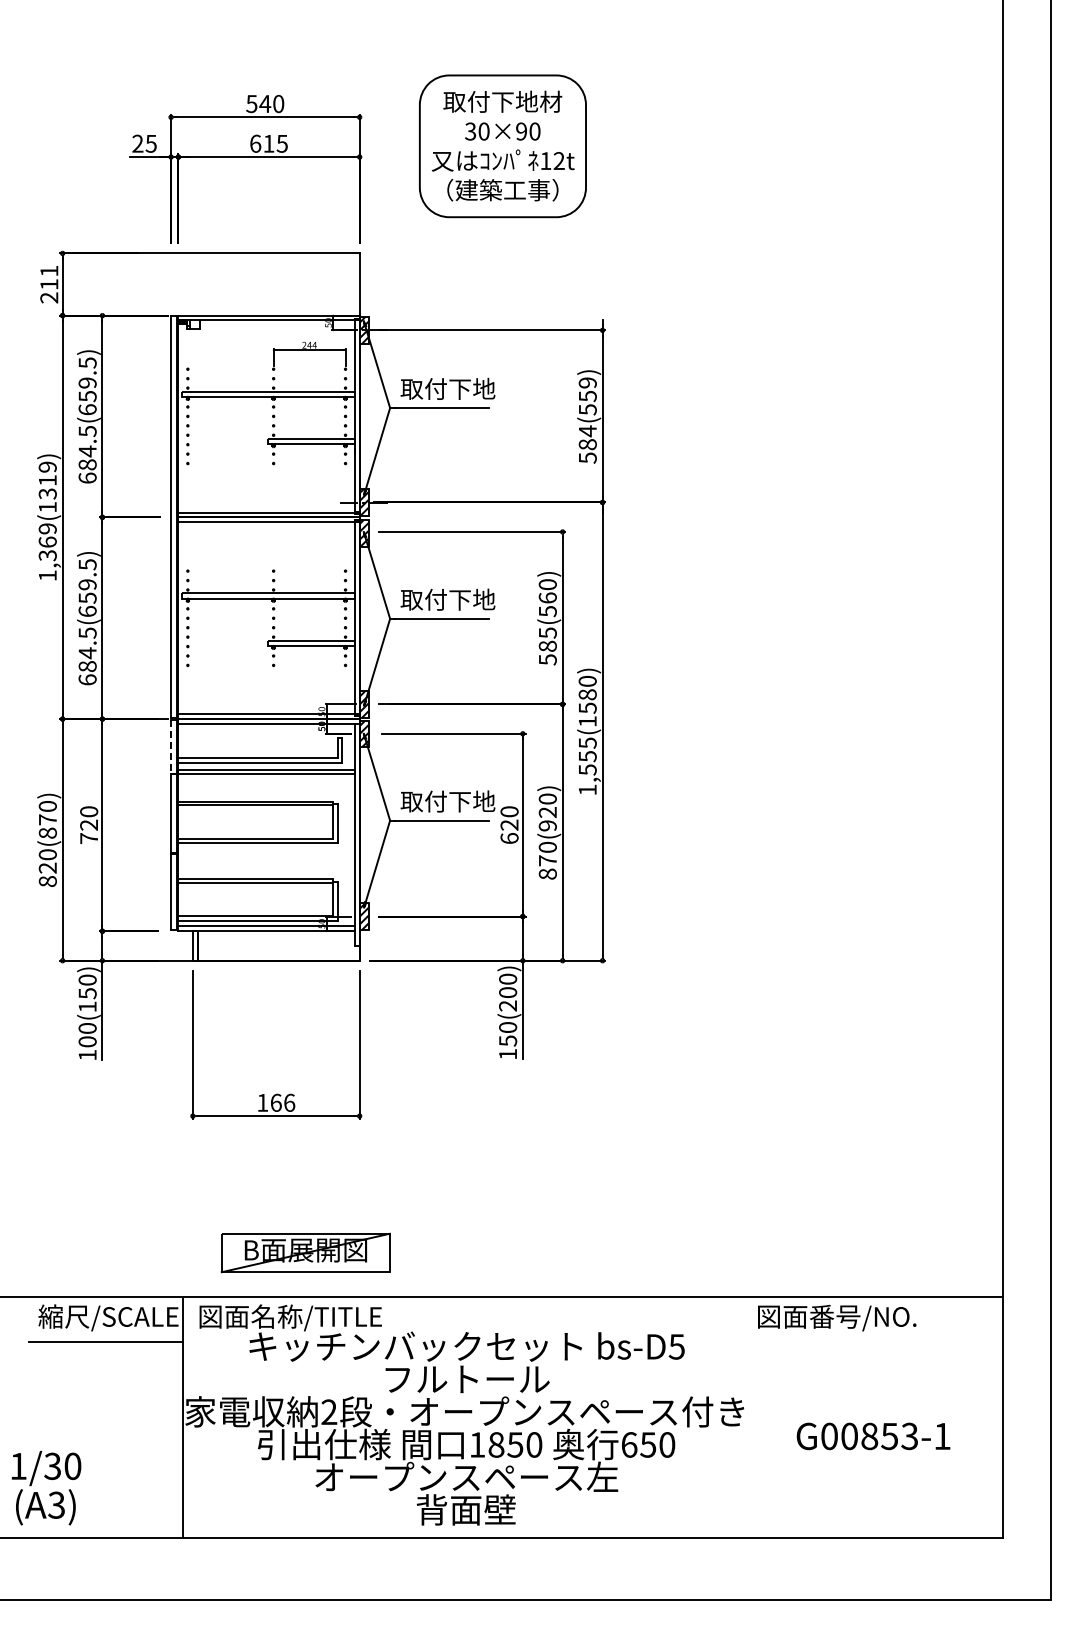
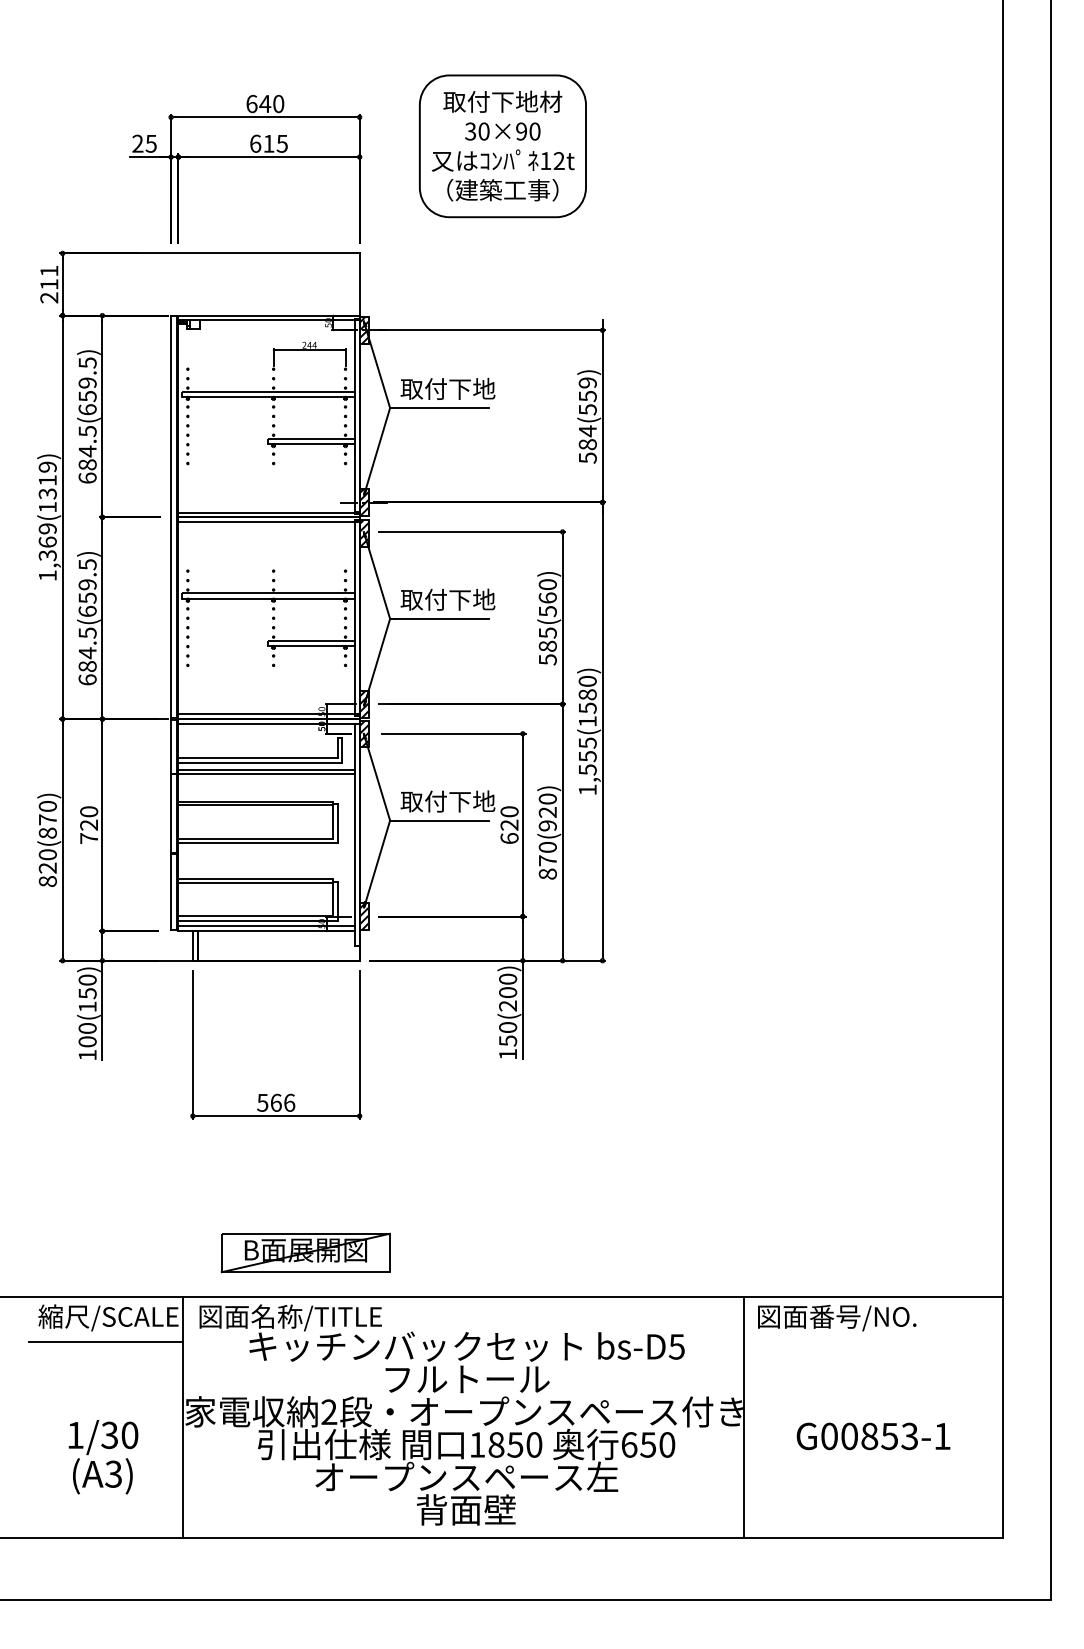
text: 540 -> 640 (251, 103)
line: dashed -> solid (171, 746)
text: 166 -> 566 (262, 1102)
line: none -> present (743, 1416)
text position: (46, 1488) -> (103, 1457) (103, 1457)
